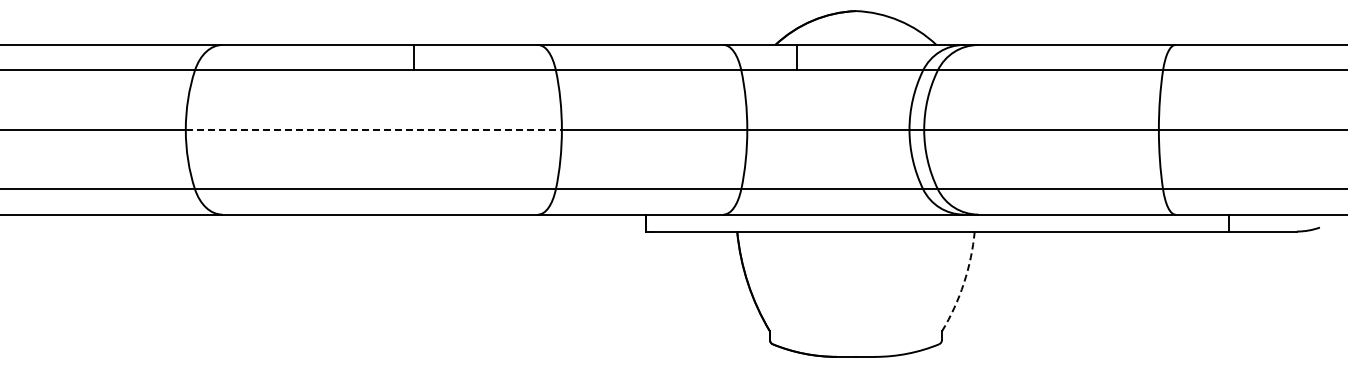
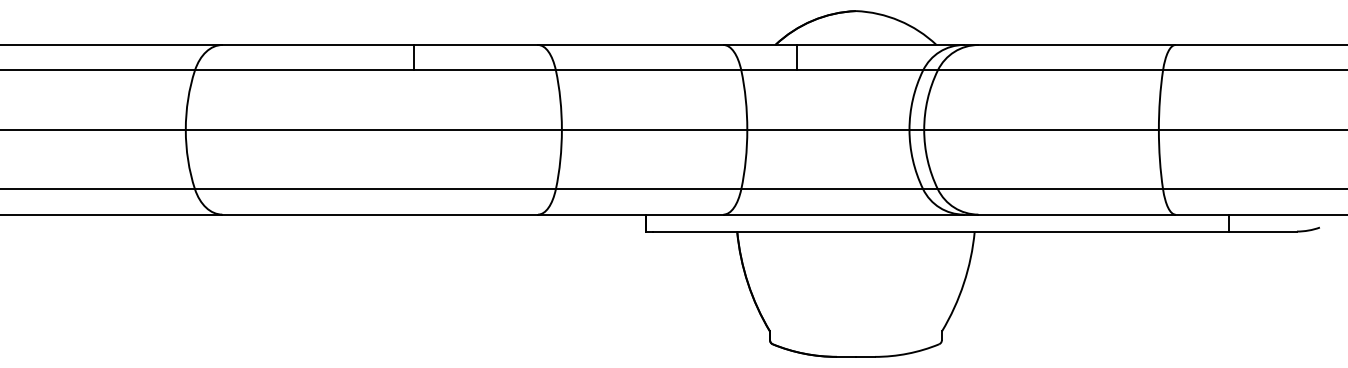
line: dashed -> solid (374, 129)
arc: dashed -> solid (963, 283)
